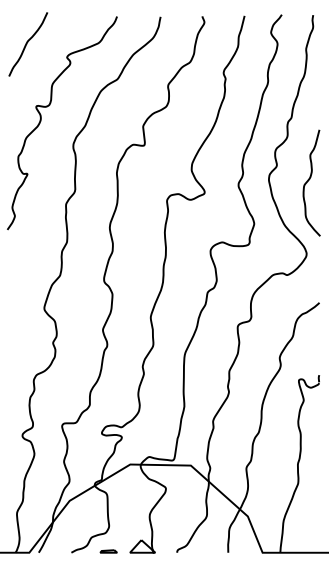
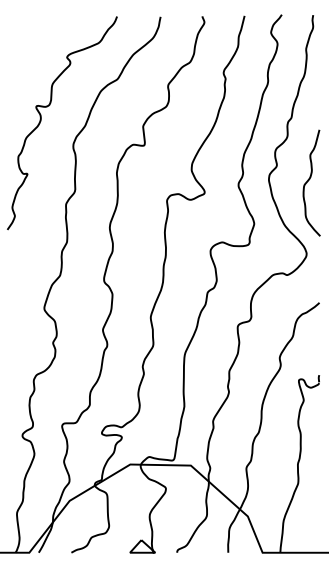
curve: present -> none (27, 44)
part: present -> none (108, 551)
